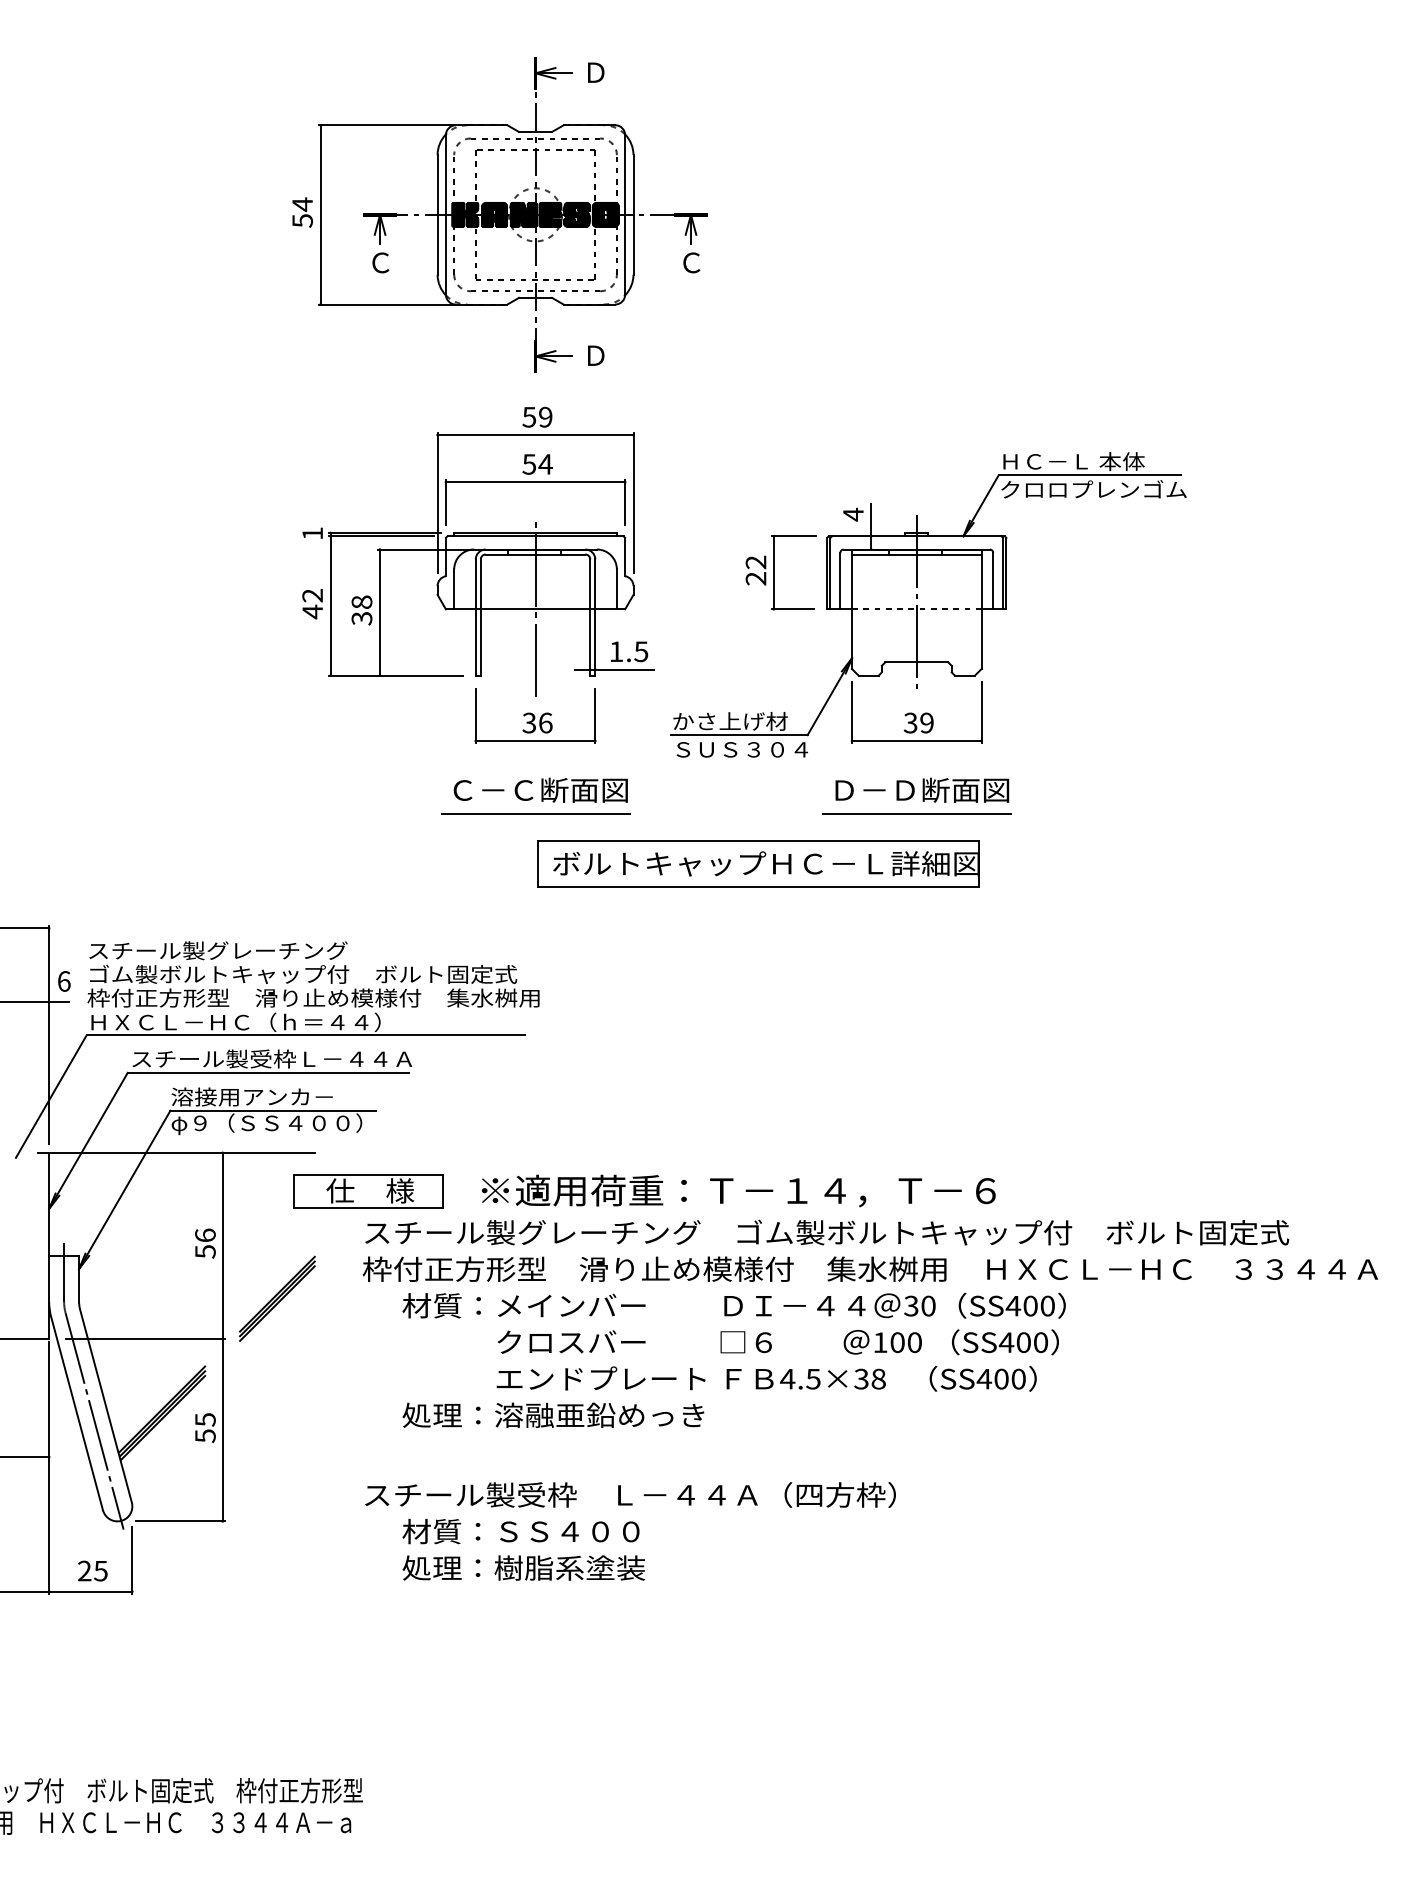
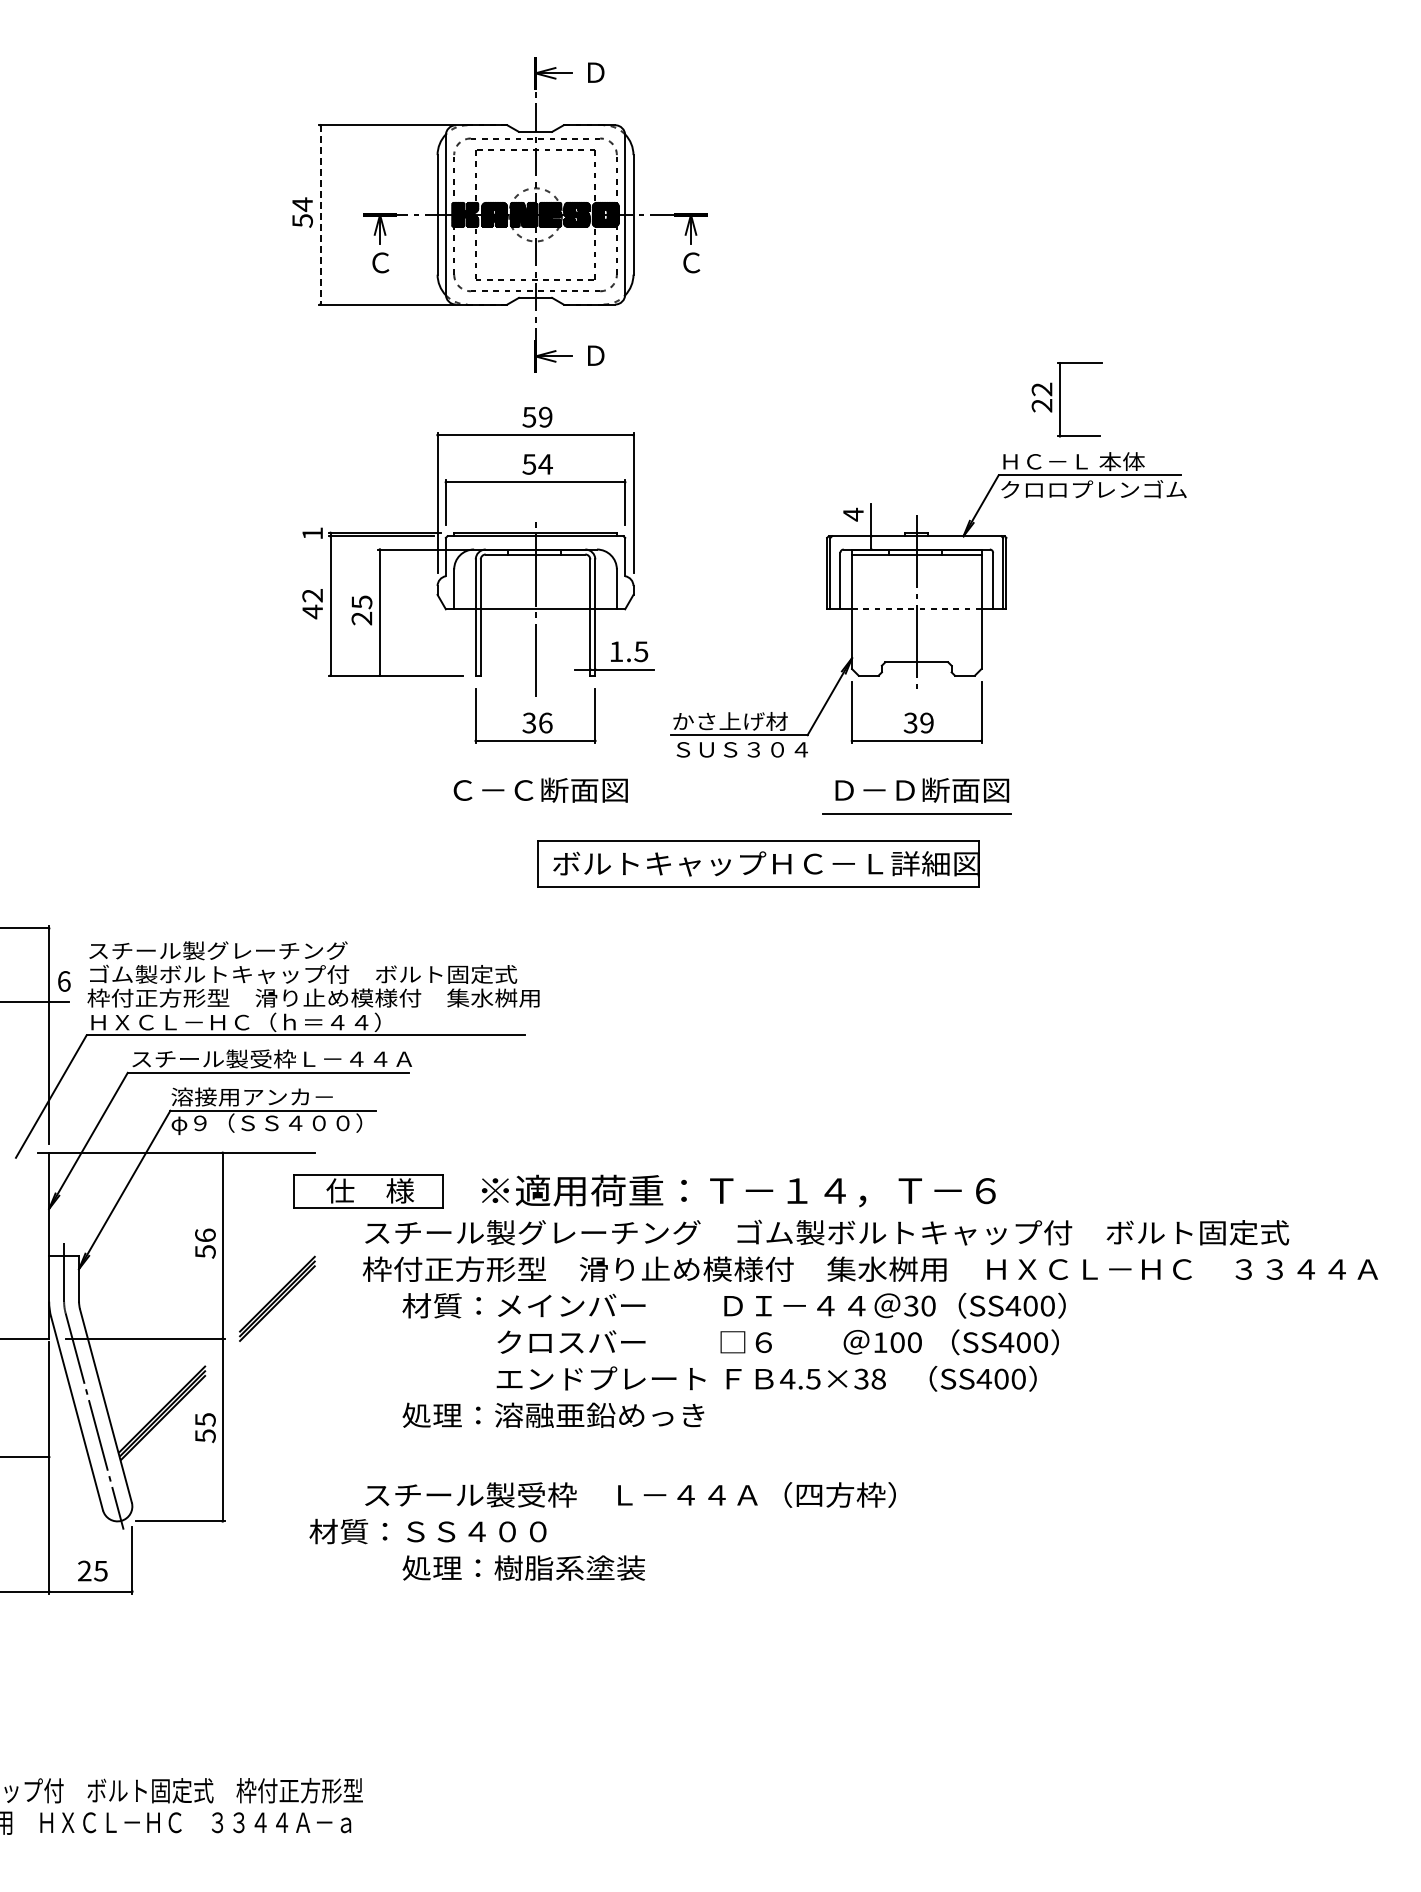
line: solid -> dashed (320, 214)
part position: (780, 572) -> (1066, 399) (1066, 399)
text: 38 -> 25 (361, 610)
line: present -> none (535, 814)
text position: (520, 1531) -> (427, 1531) (427, 1531)
